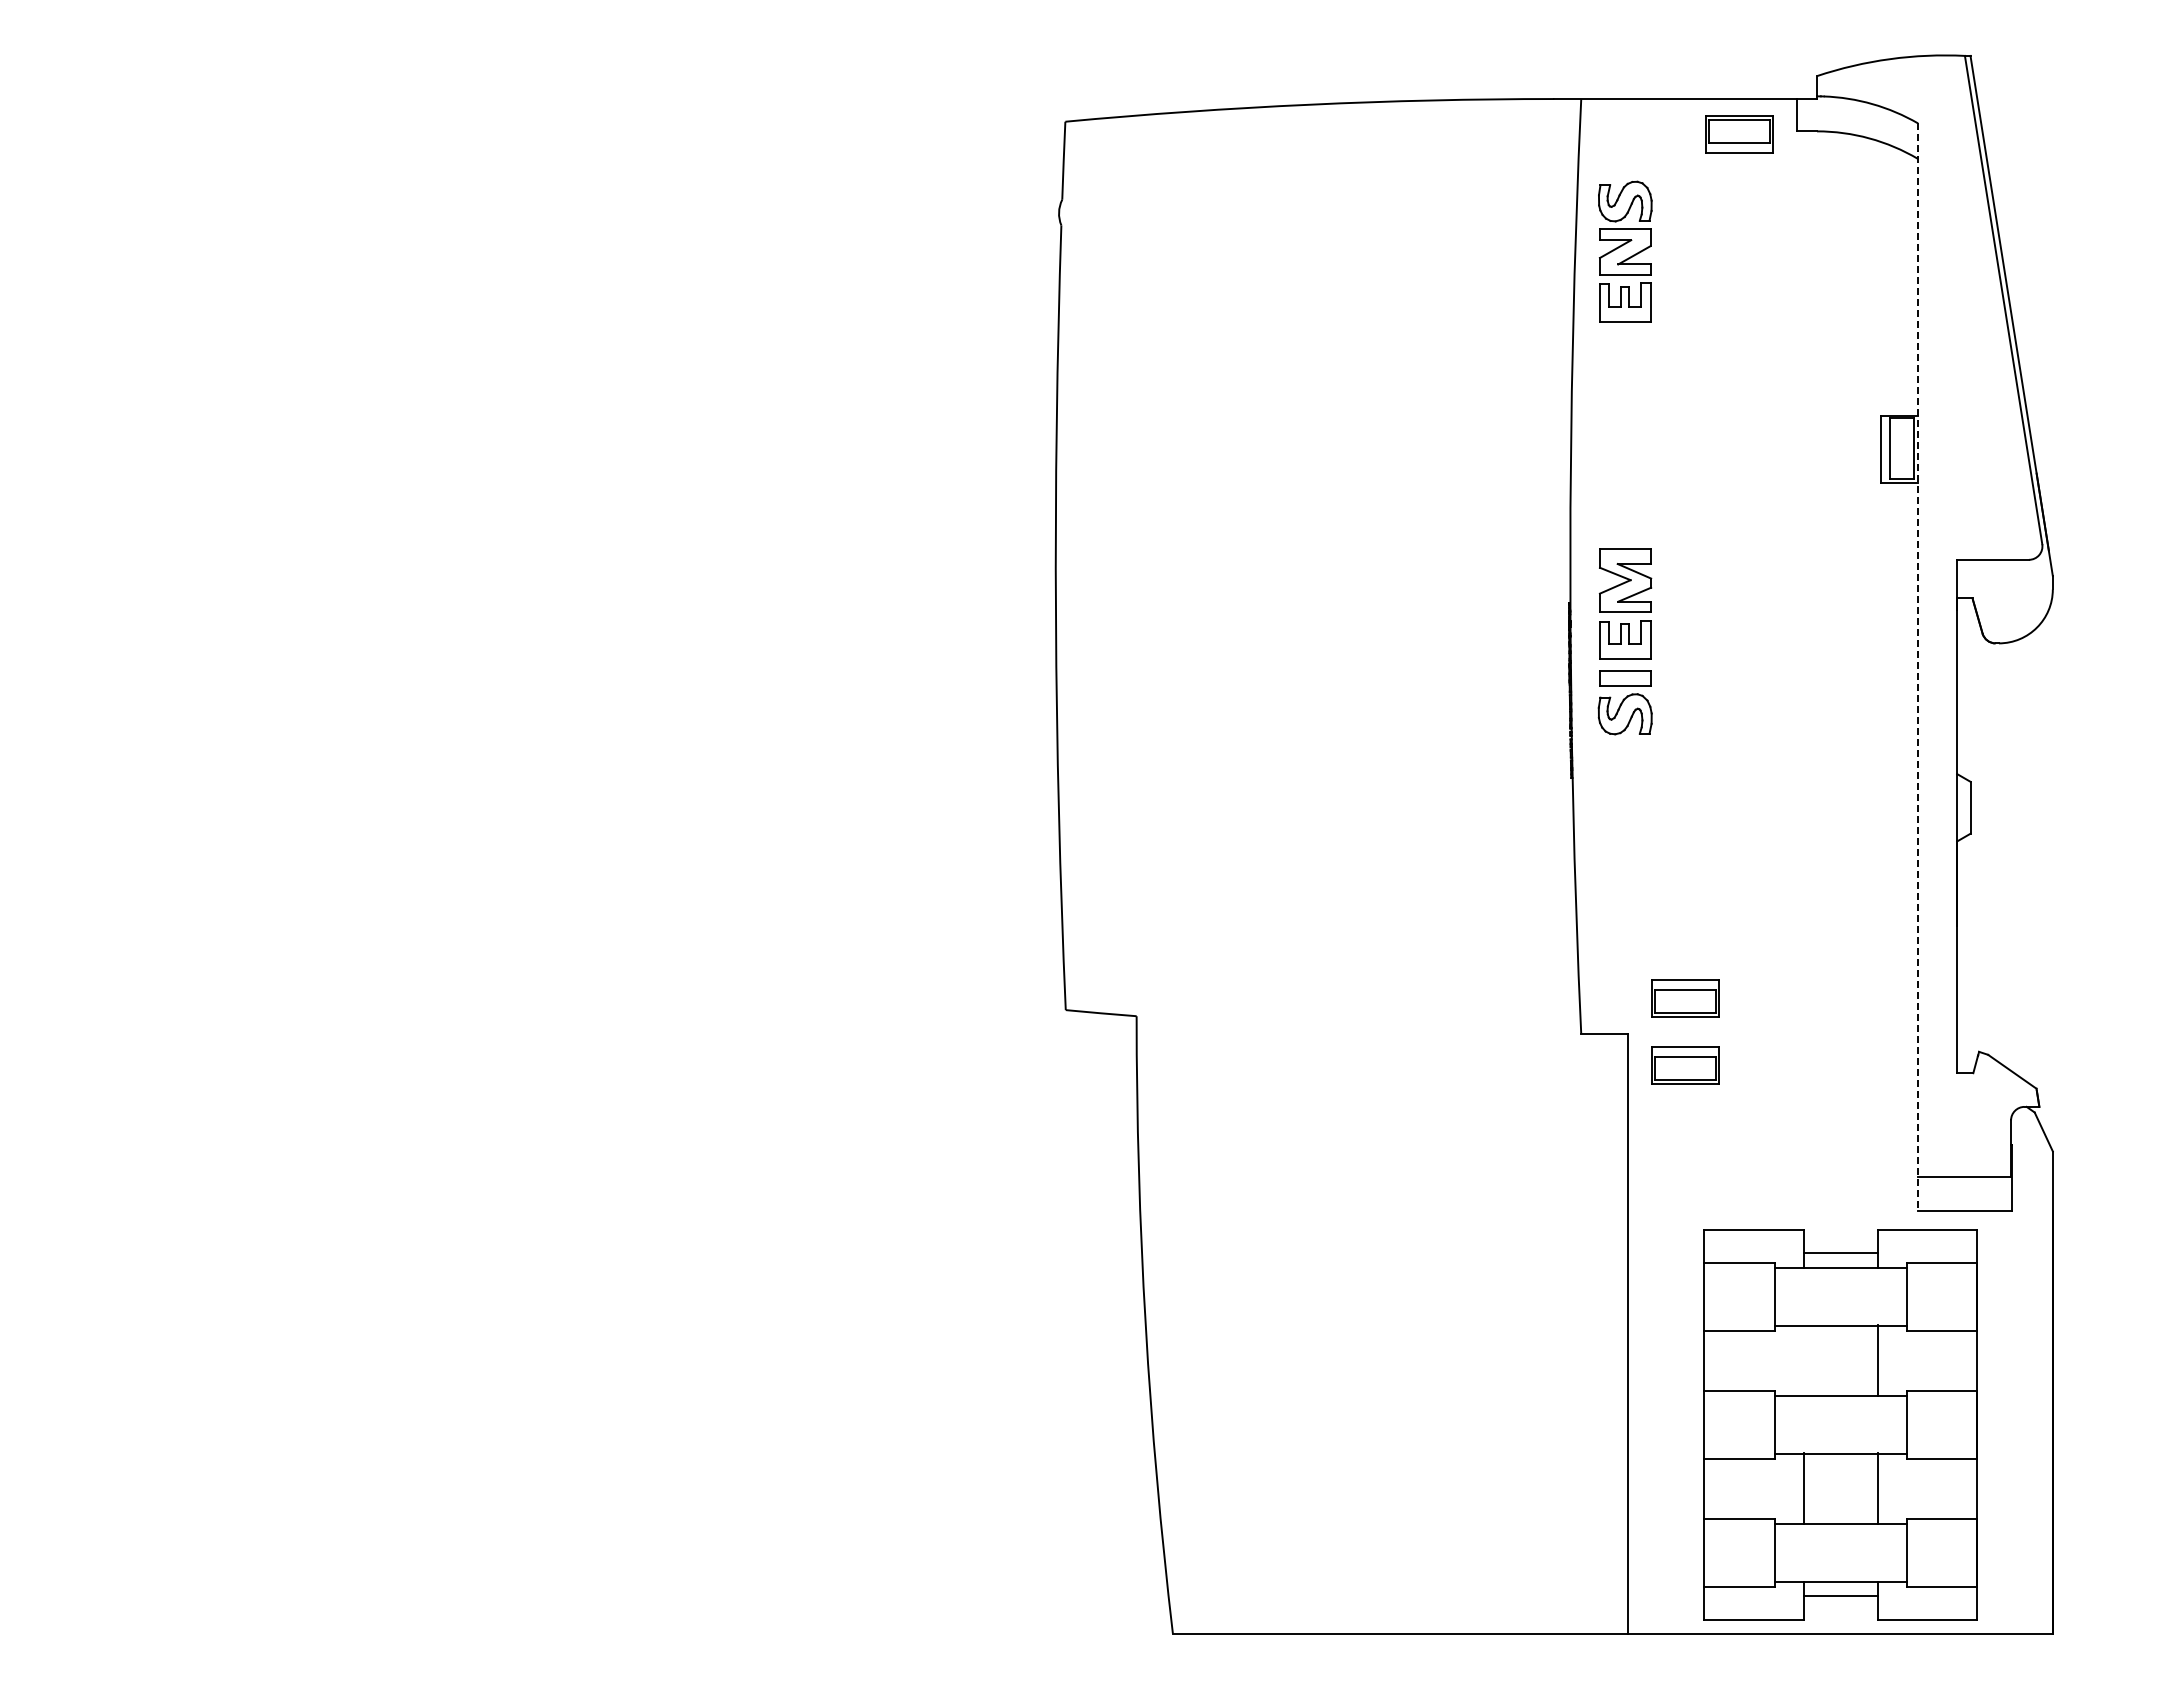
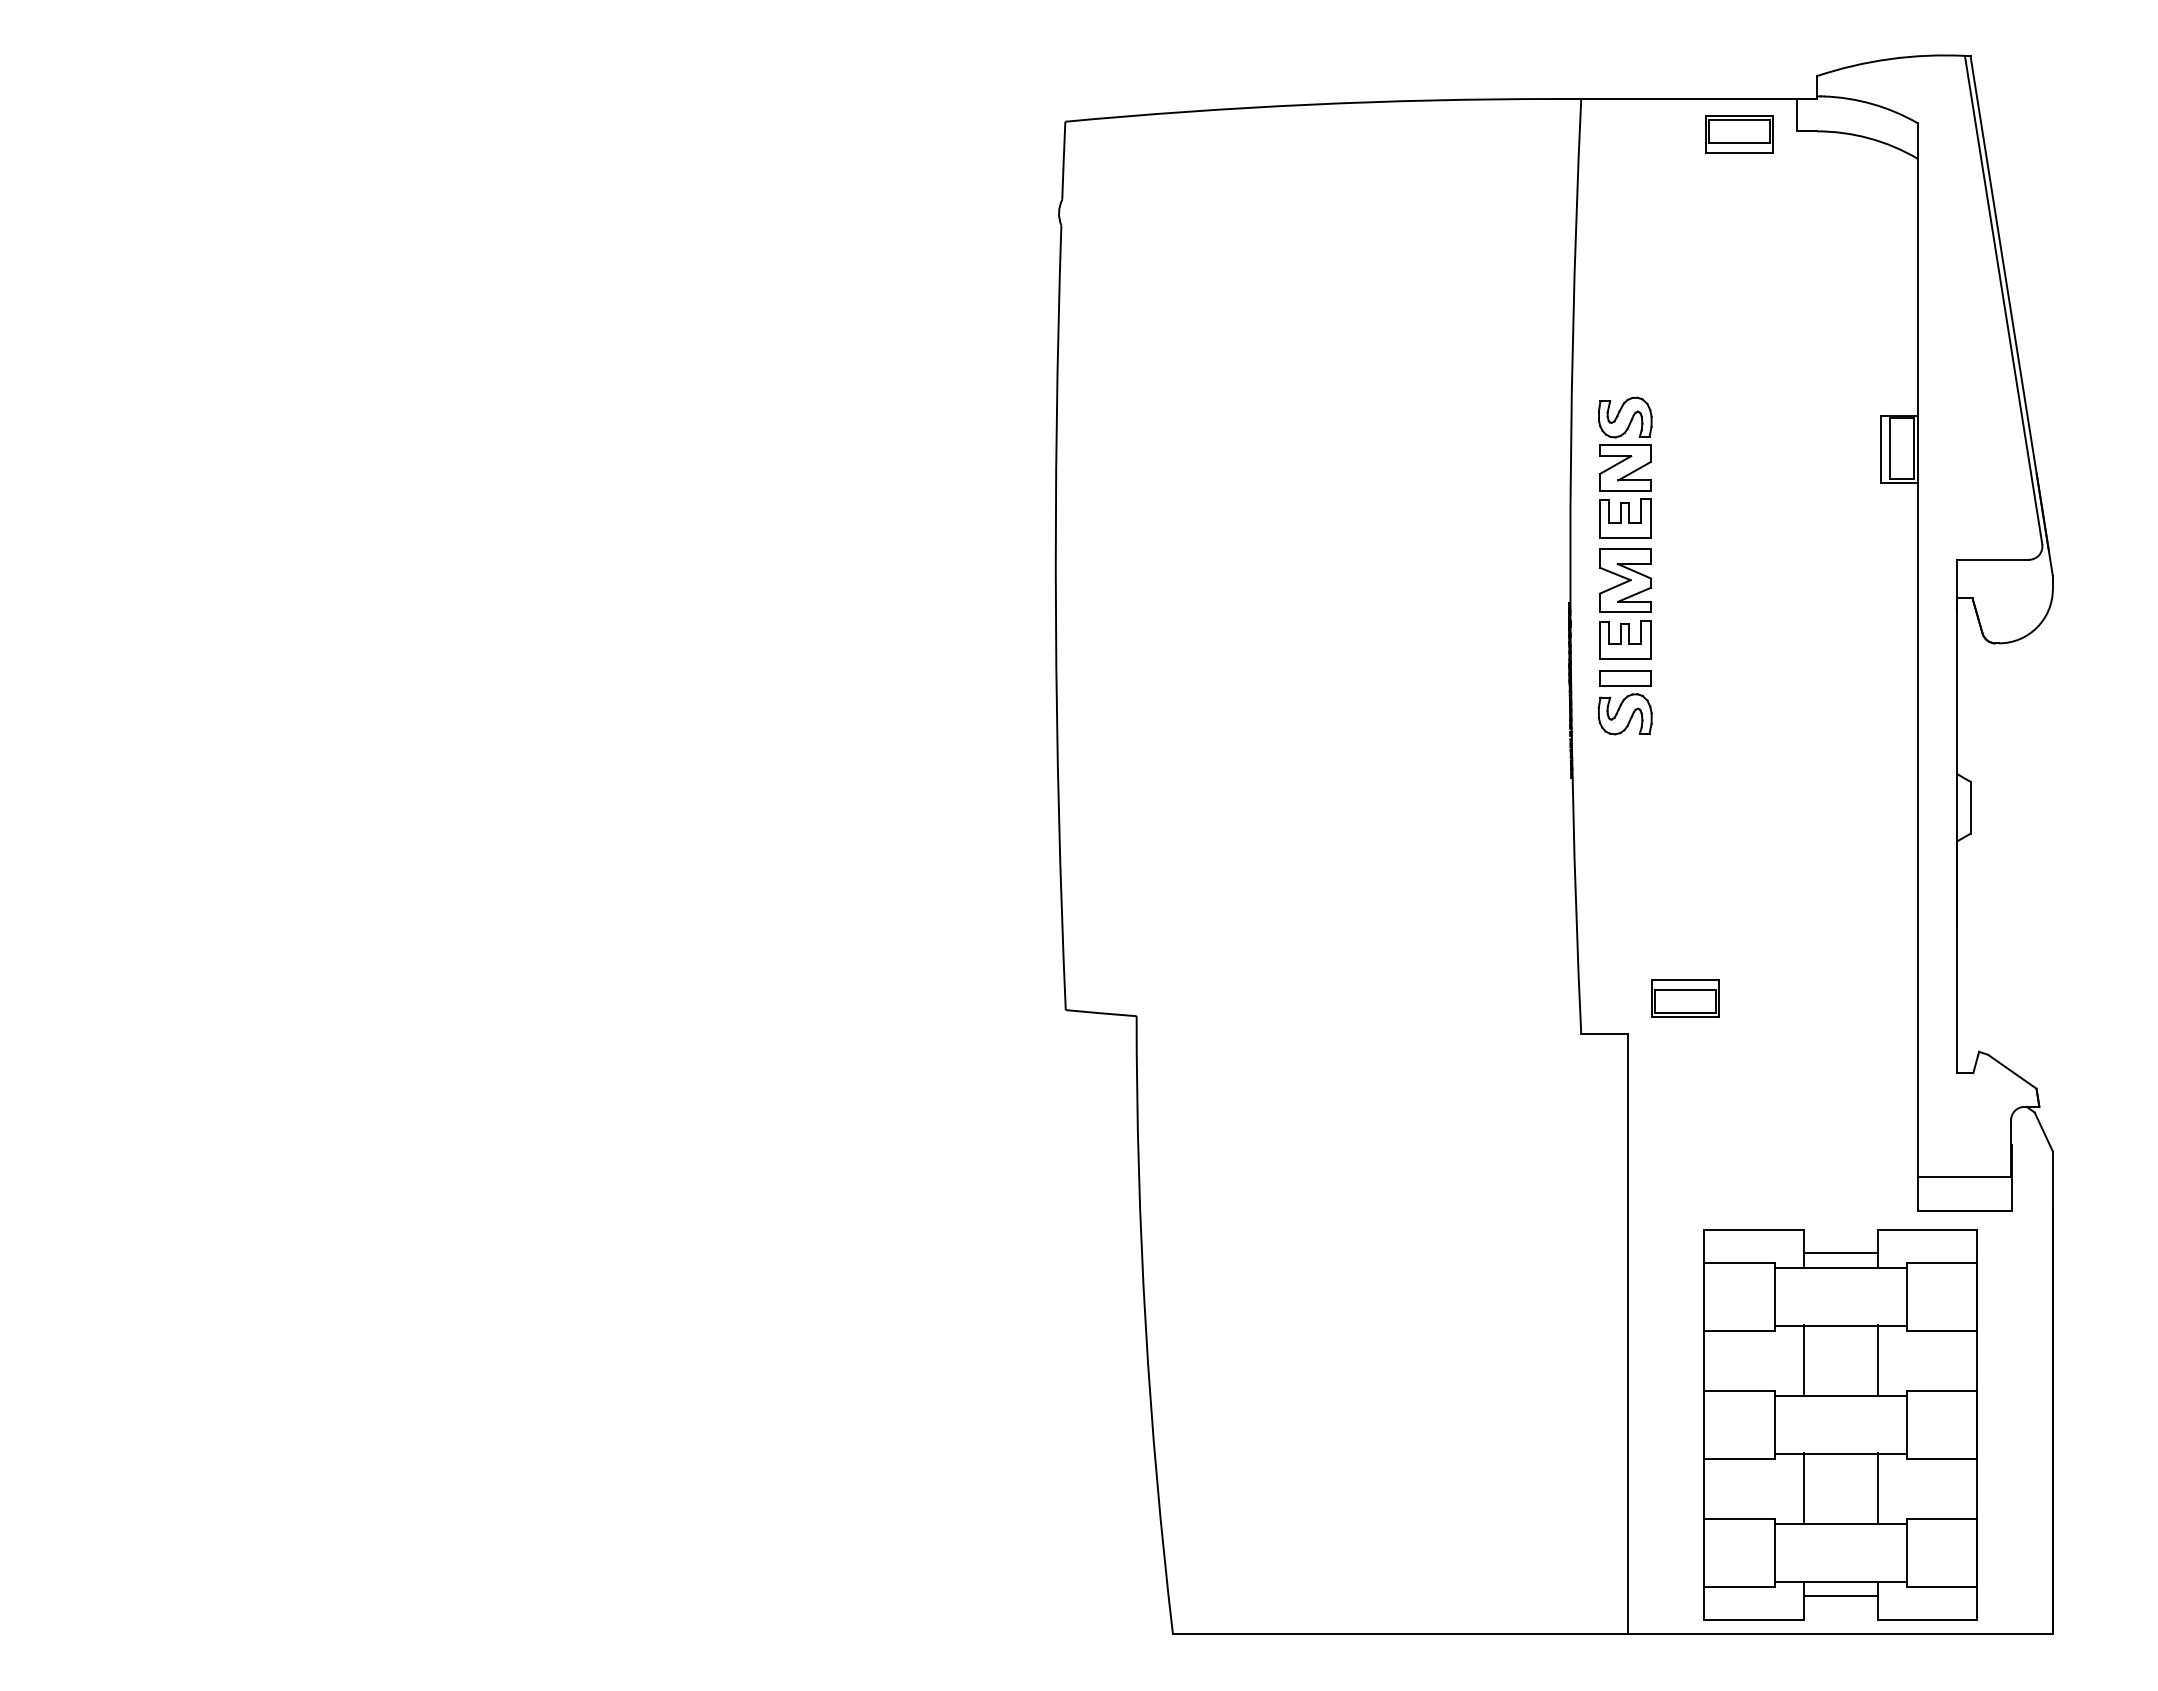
part position: (1625, 251) -> (1625, 467) (1625, 467)
line: dashed -> solid (1918, 667)
part: present -> none (1685, 1065)
line: none -> present (1803, 1360)
